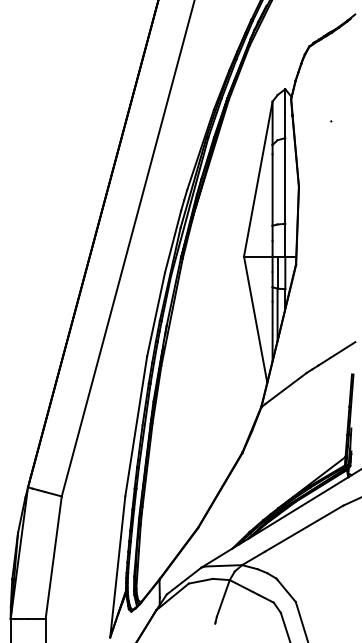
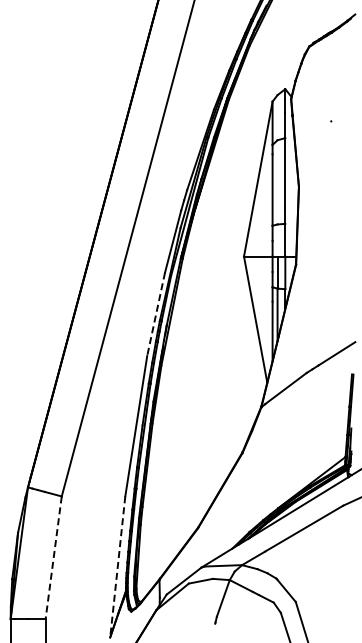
line: solid -> dashed (156, 314)
line: solid -> dashed (53, 557)
line: solid -> dashed (117, 566)
